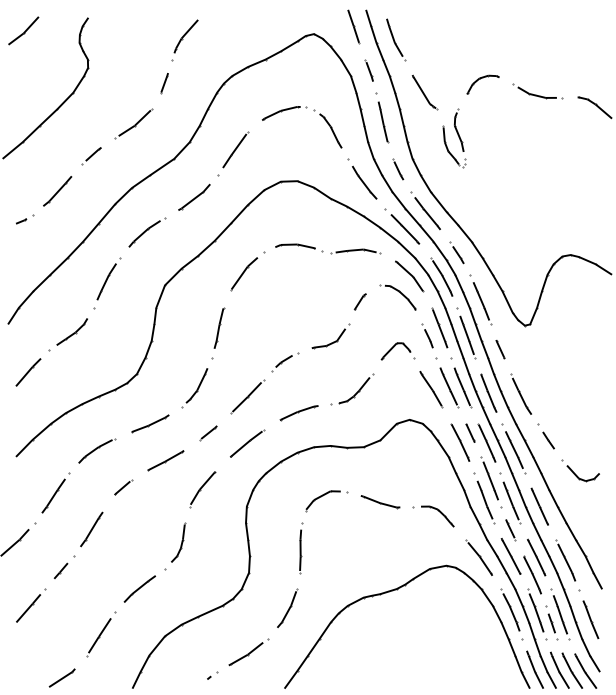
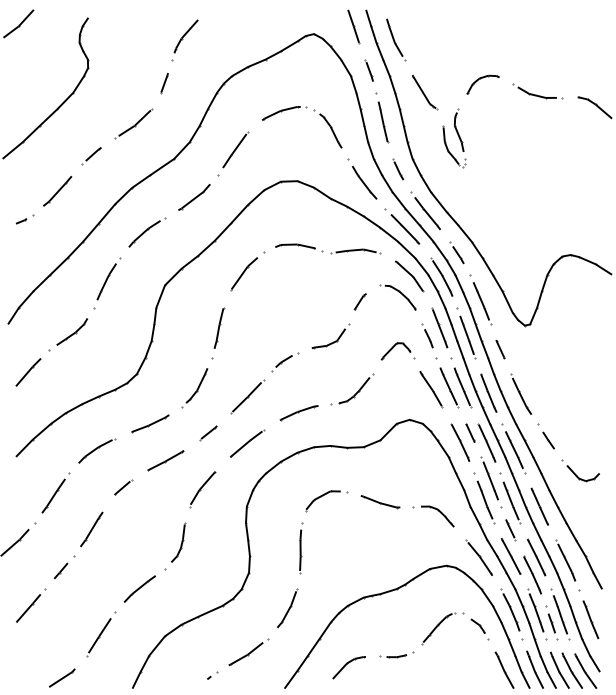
part position: (23, 30) -> (18, 23) (18, 23)
part: none -> present (423, 650)
